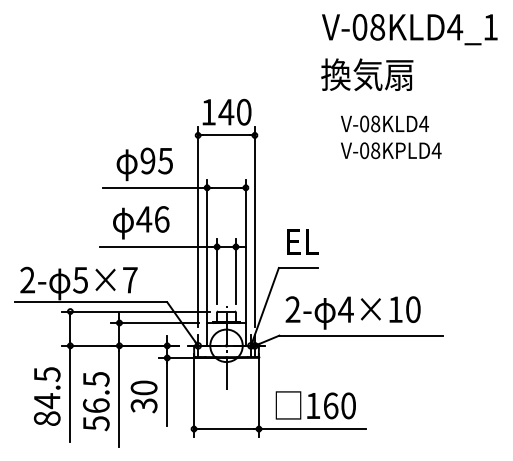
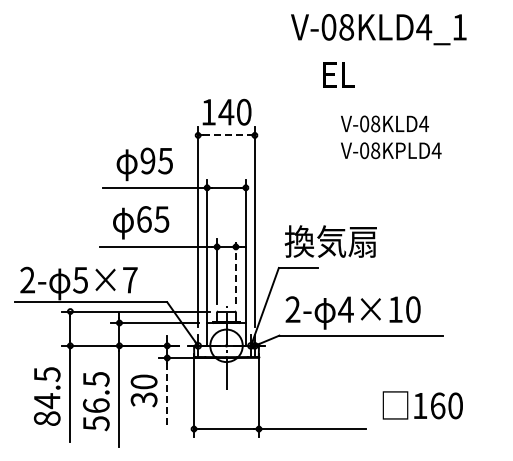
text position: (409, 29) -> (378, 29) (378, 29)
text: 換気扇 -> EL (367, 74)
line: solid -> dashed (227, 135)
text: 46 -> 65 (152, 219)
text: EL -> 換気扇 (330, 241)
line: solid -> dashed (235, 271)
line: solid -> dashed (167, 394)
text position: (143, 396) -> (143, 390) (143, 390)
text position: (315, 405) -> (422, 405) (422, 405)
